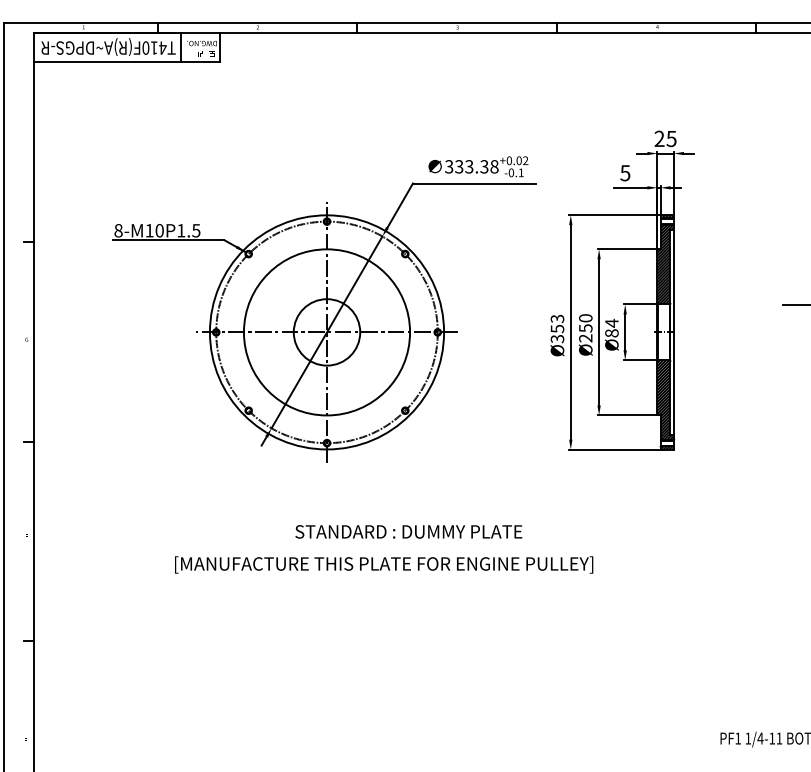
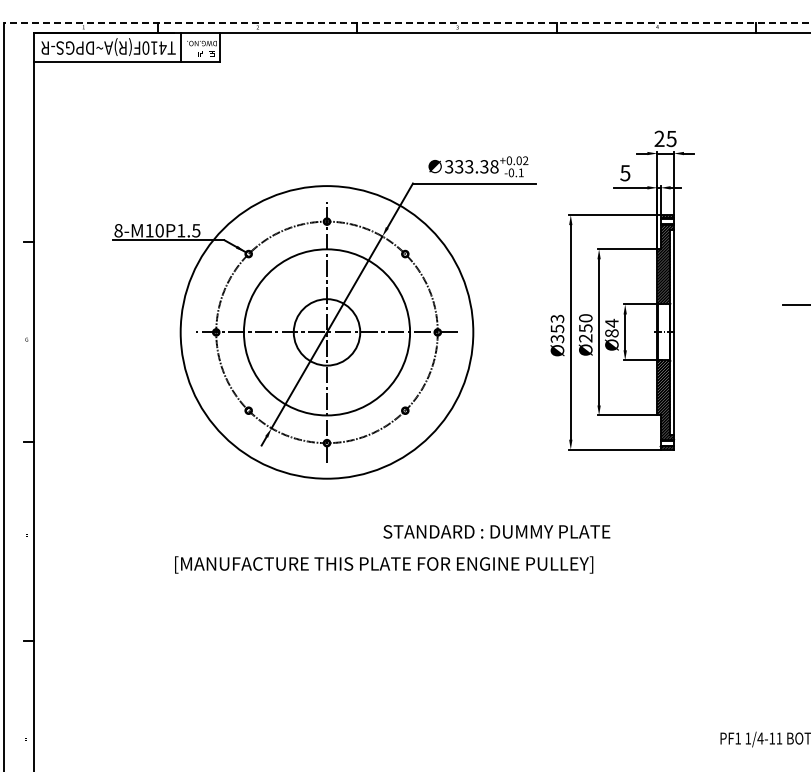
line: solid -> dashed (407, 23)
circle diameter: 234 px -> 293 px (326, 332)
text position: (408, 531) -> (496, 531) (496, 531)
